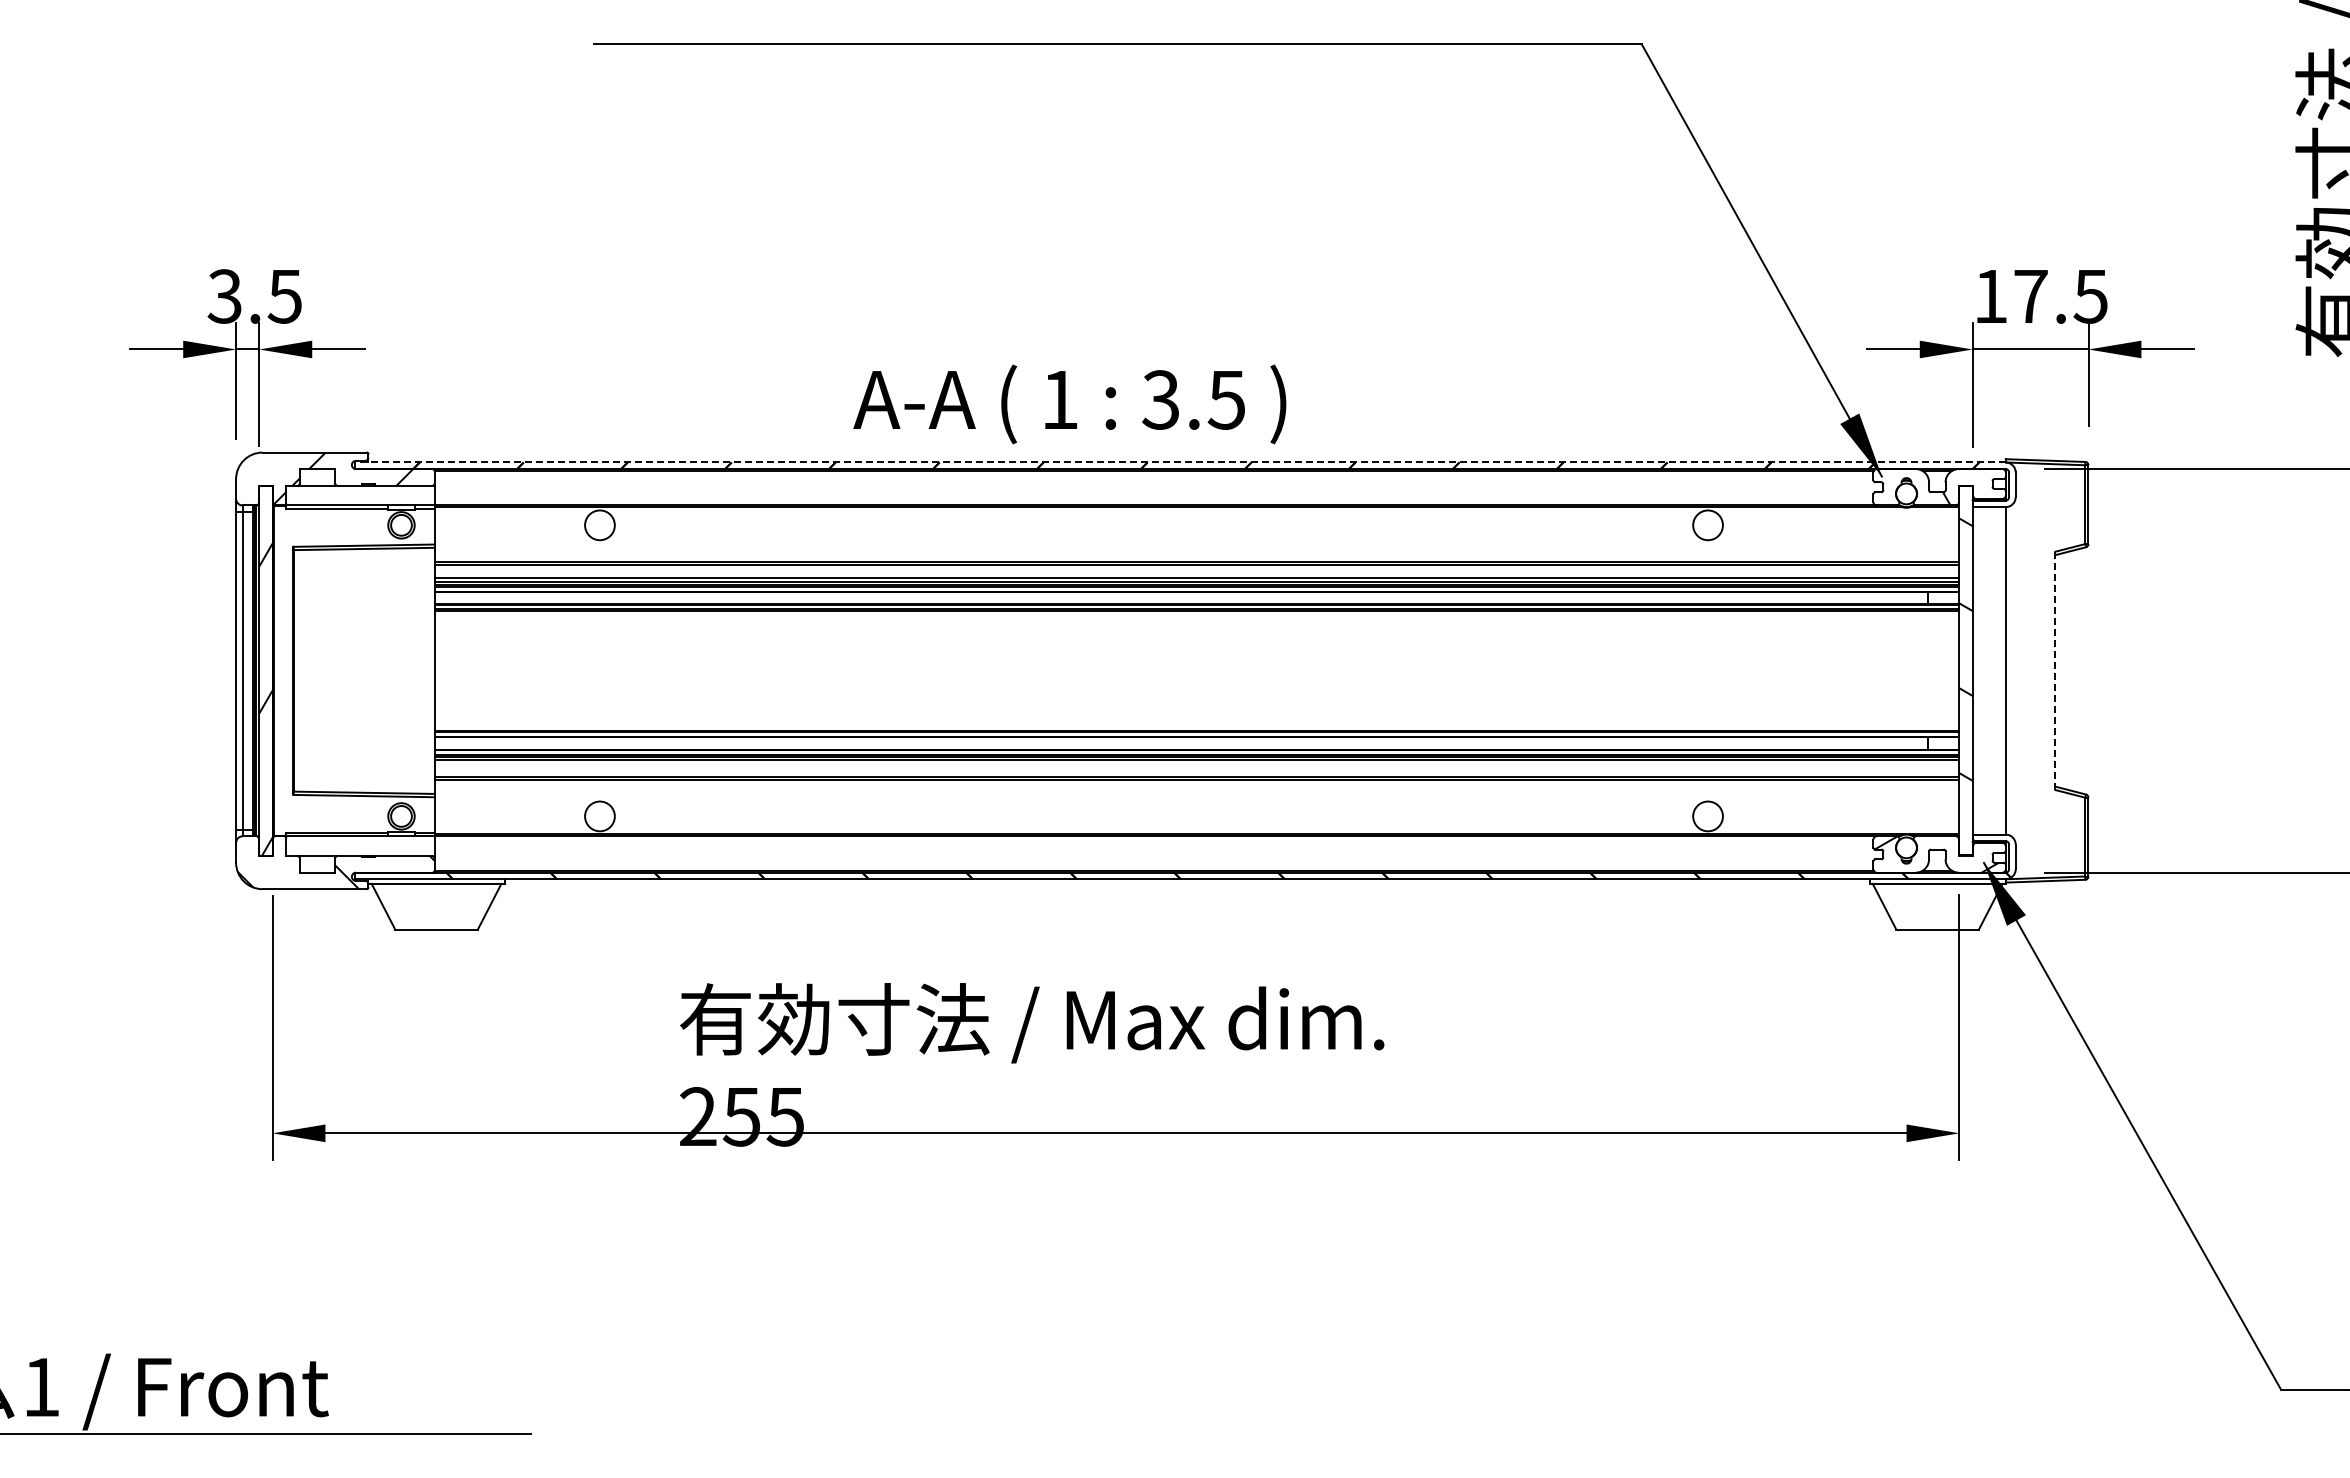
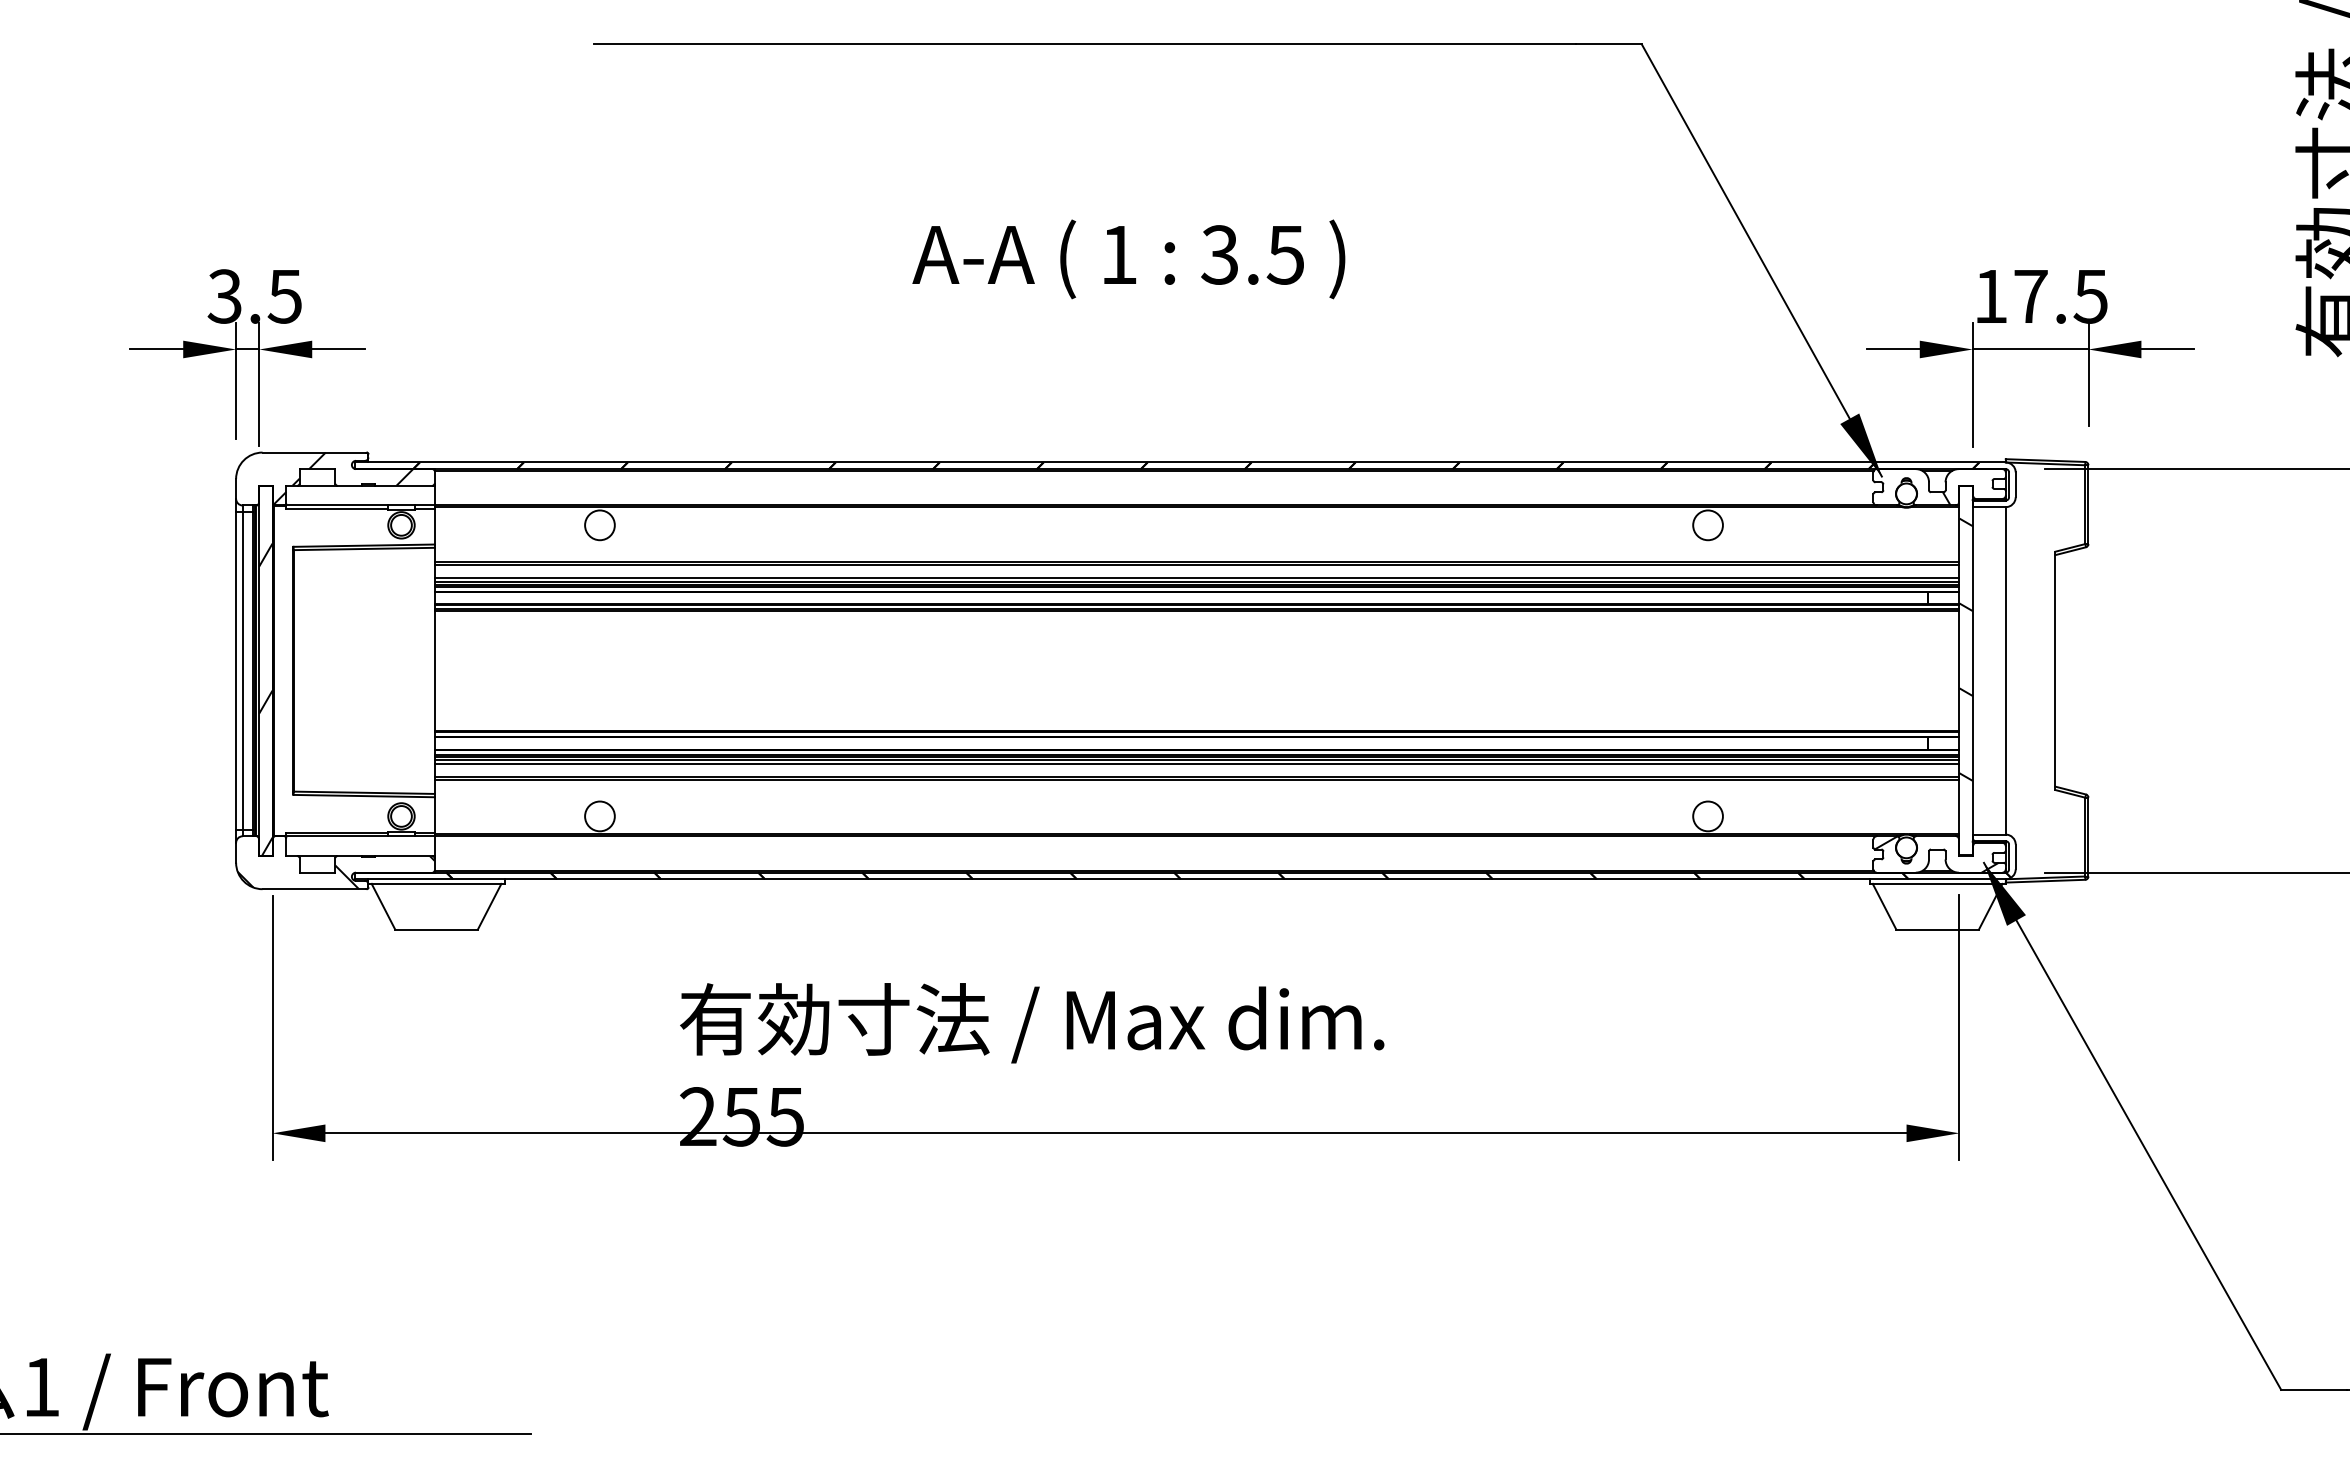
text position: (1069, 404) -> (1128, 259) (1128, 259)
line: dashed -> solid (1179, 462)
line: dashed -> solid (2055, 671)
line: none -> present (1196, 763)
